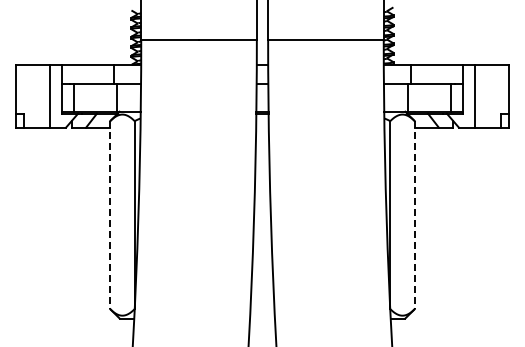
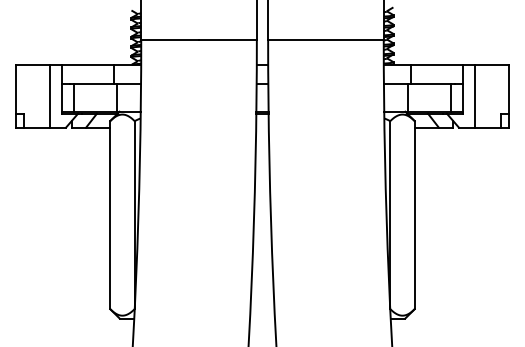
line: dashed -> solid (110, 215)
line: dashed -> solid (414, 215)
